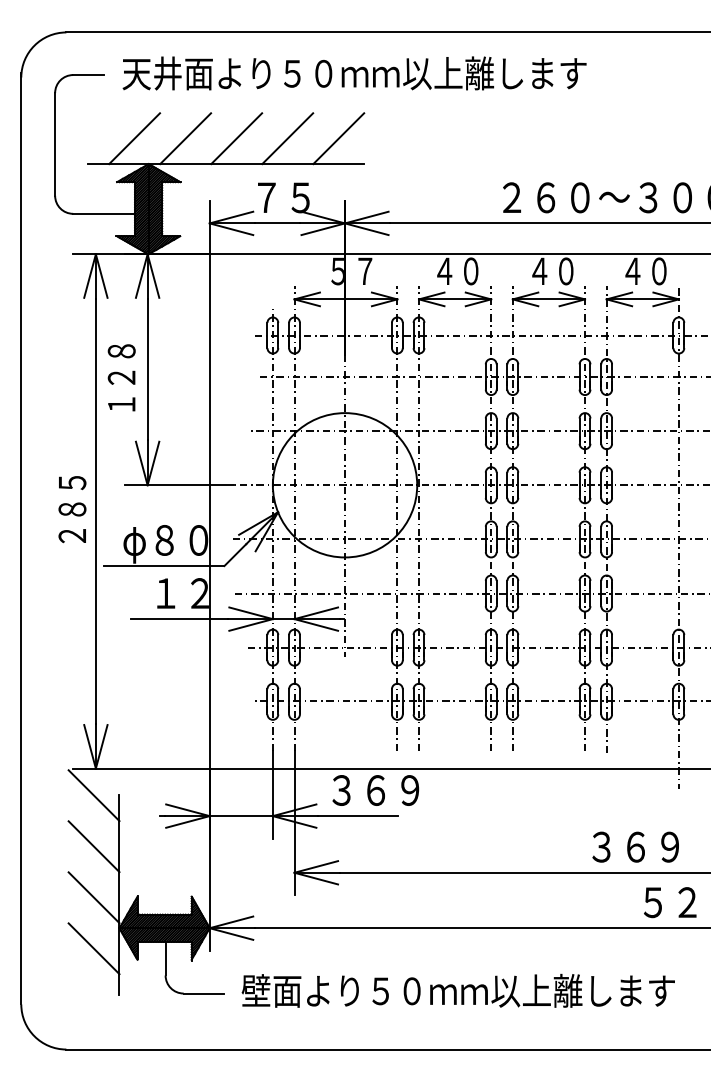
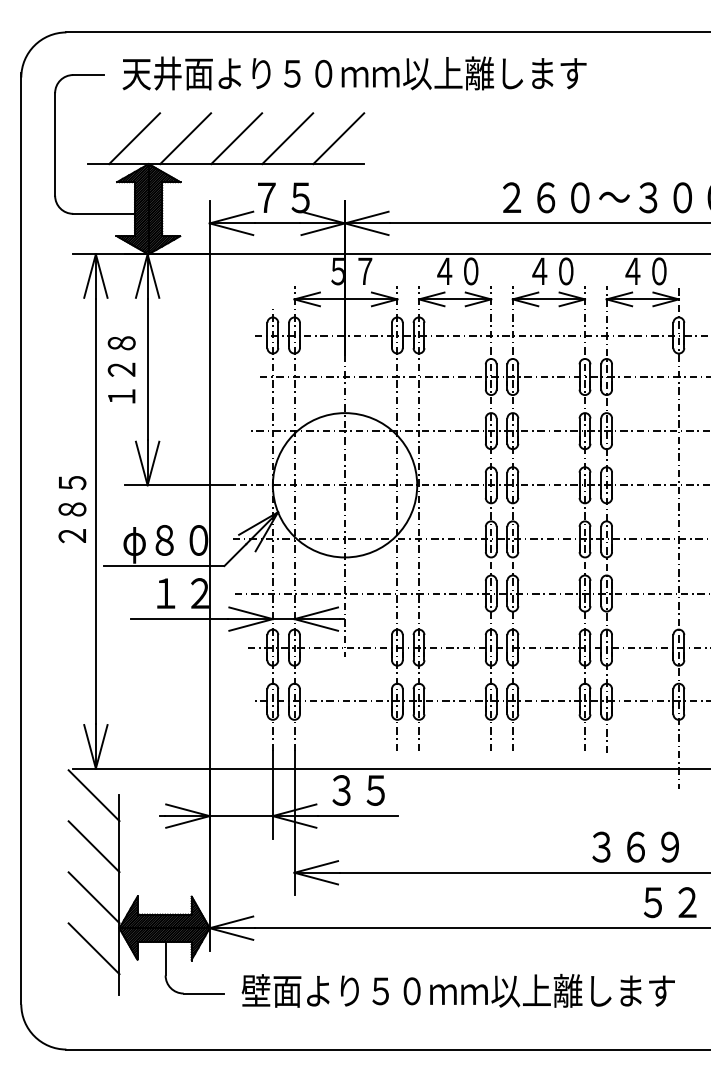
text position: (121, 377) -> (121, 369) (121, 369)
text: ３６９ -> ３５ (392, 790)
